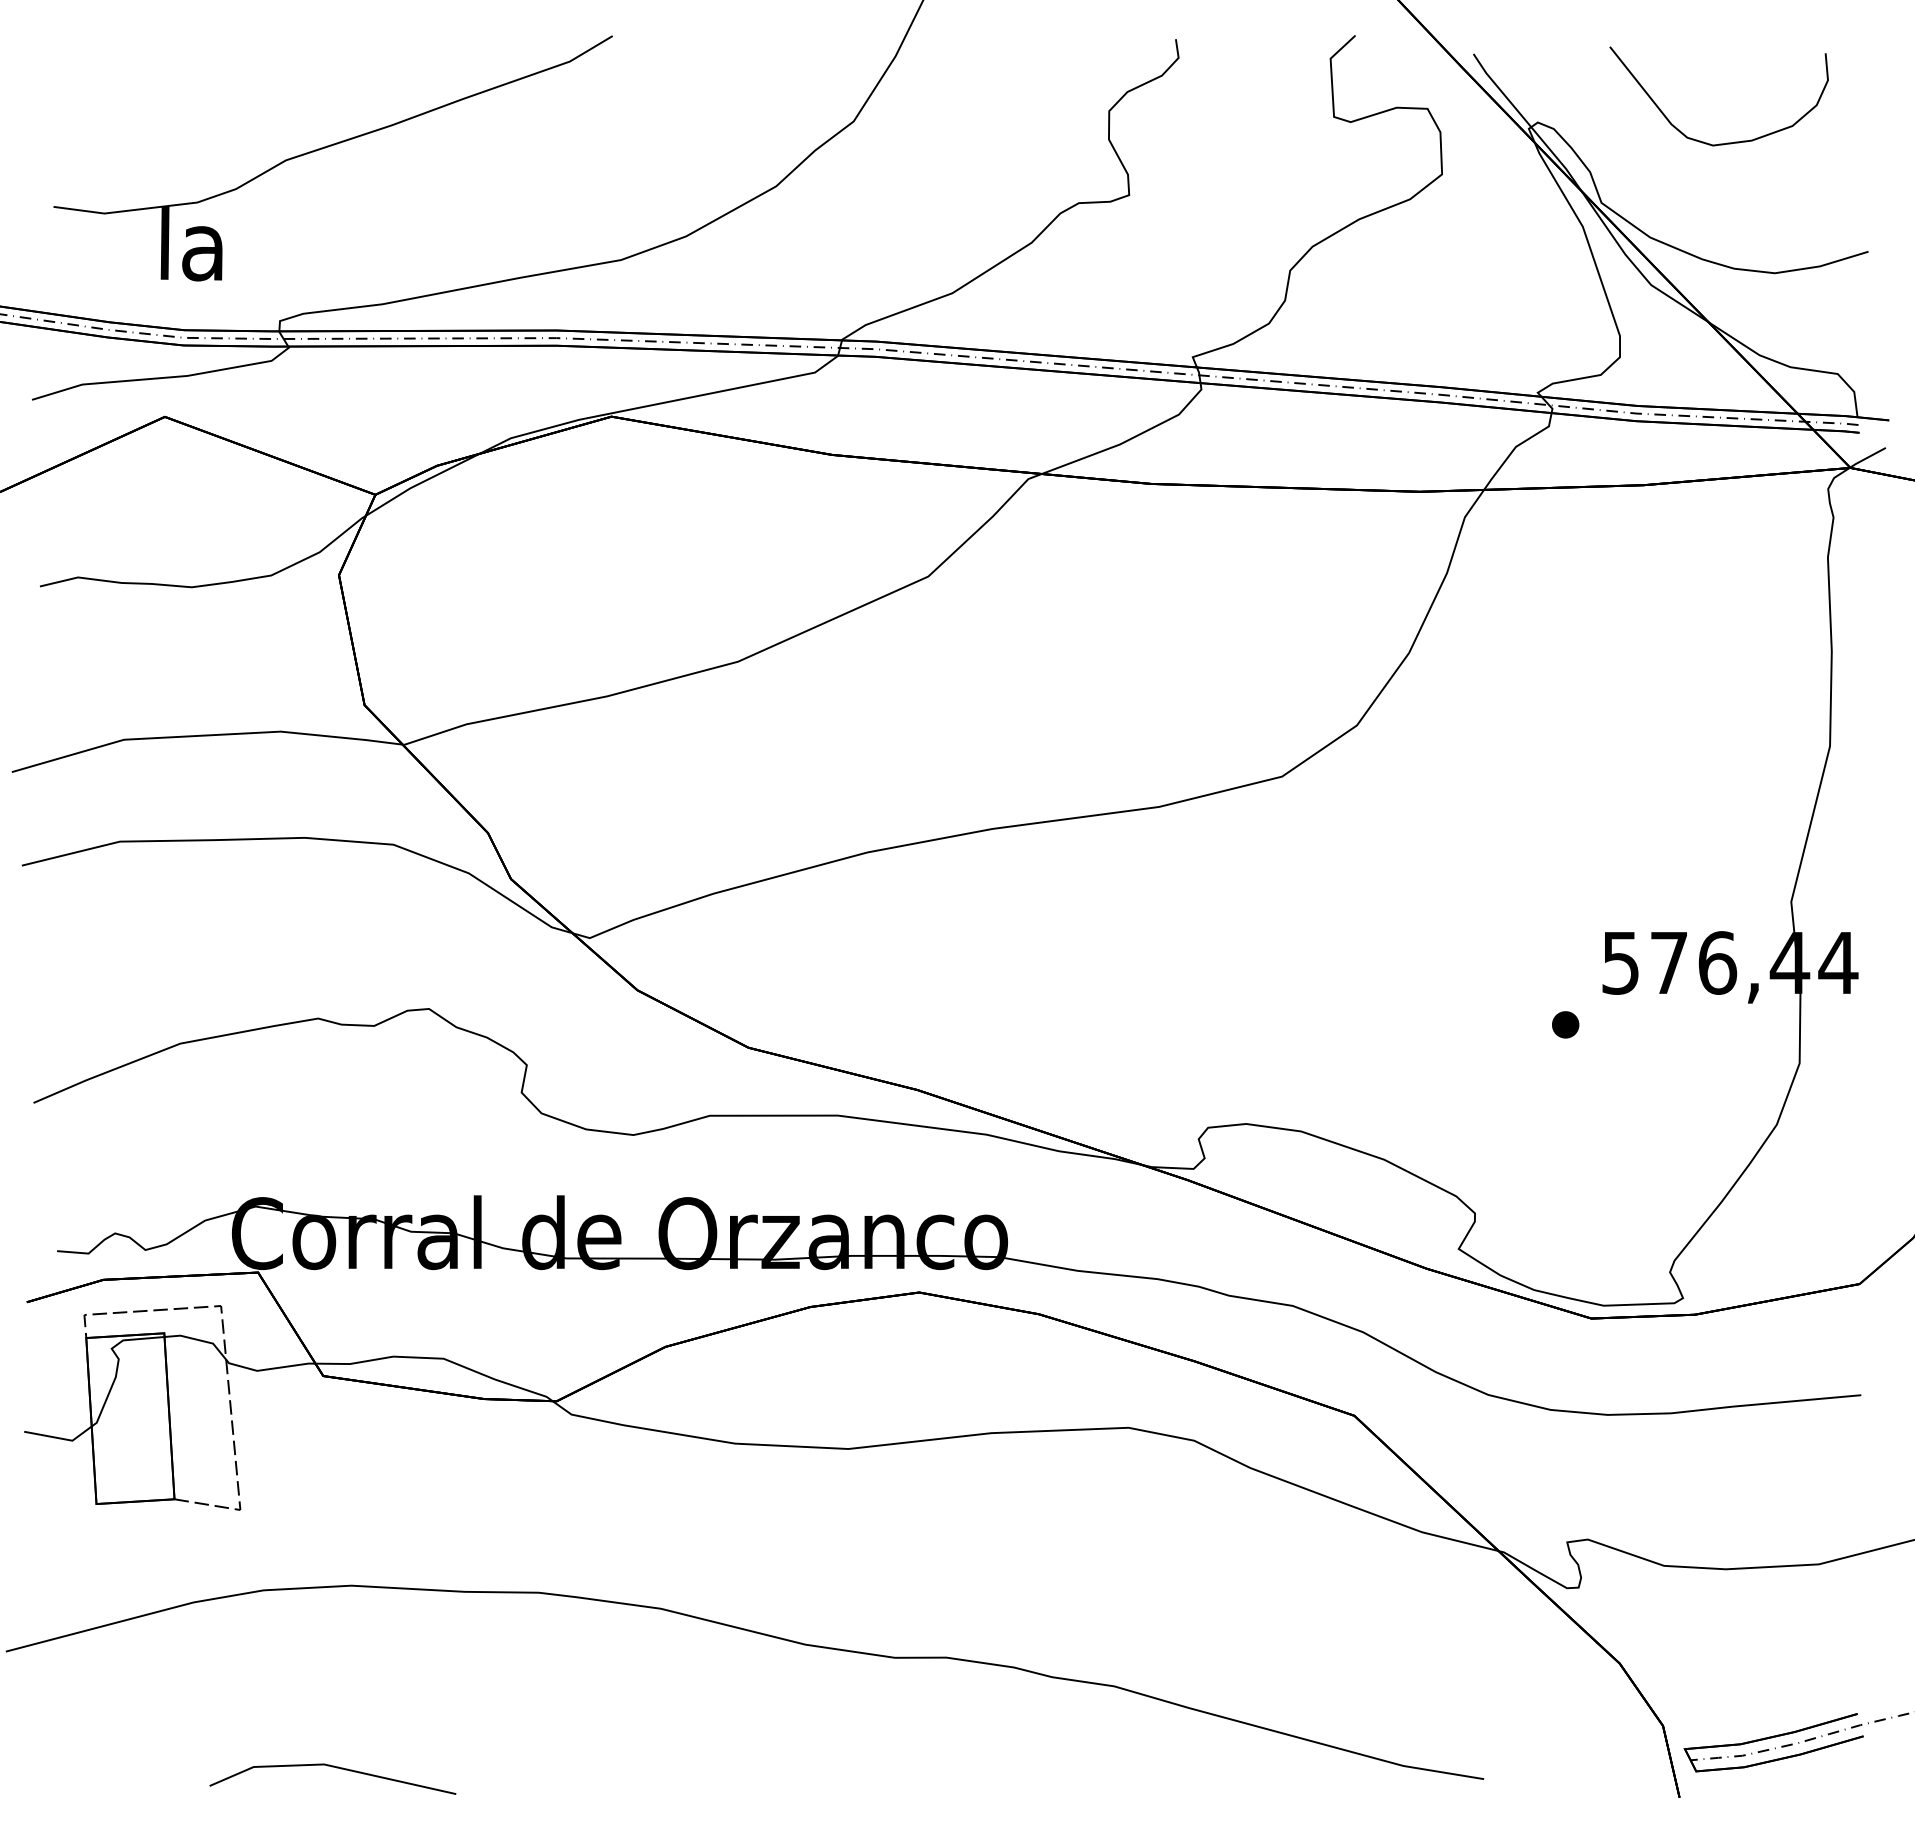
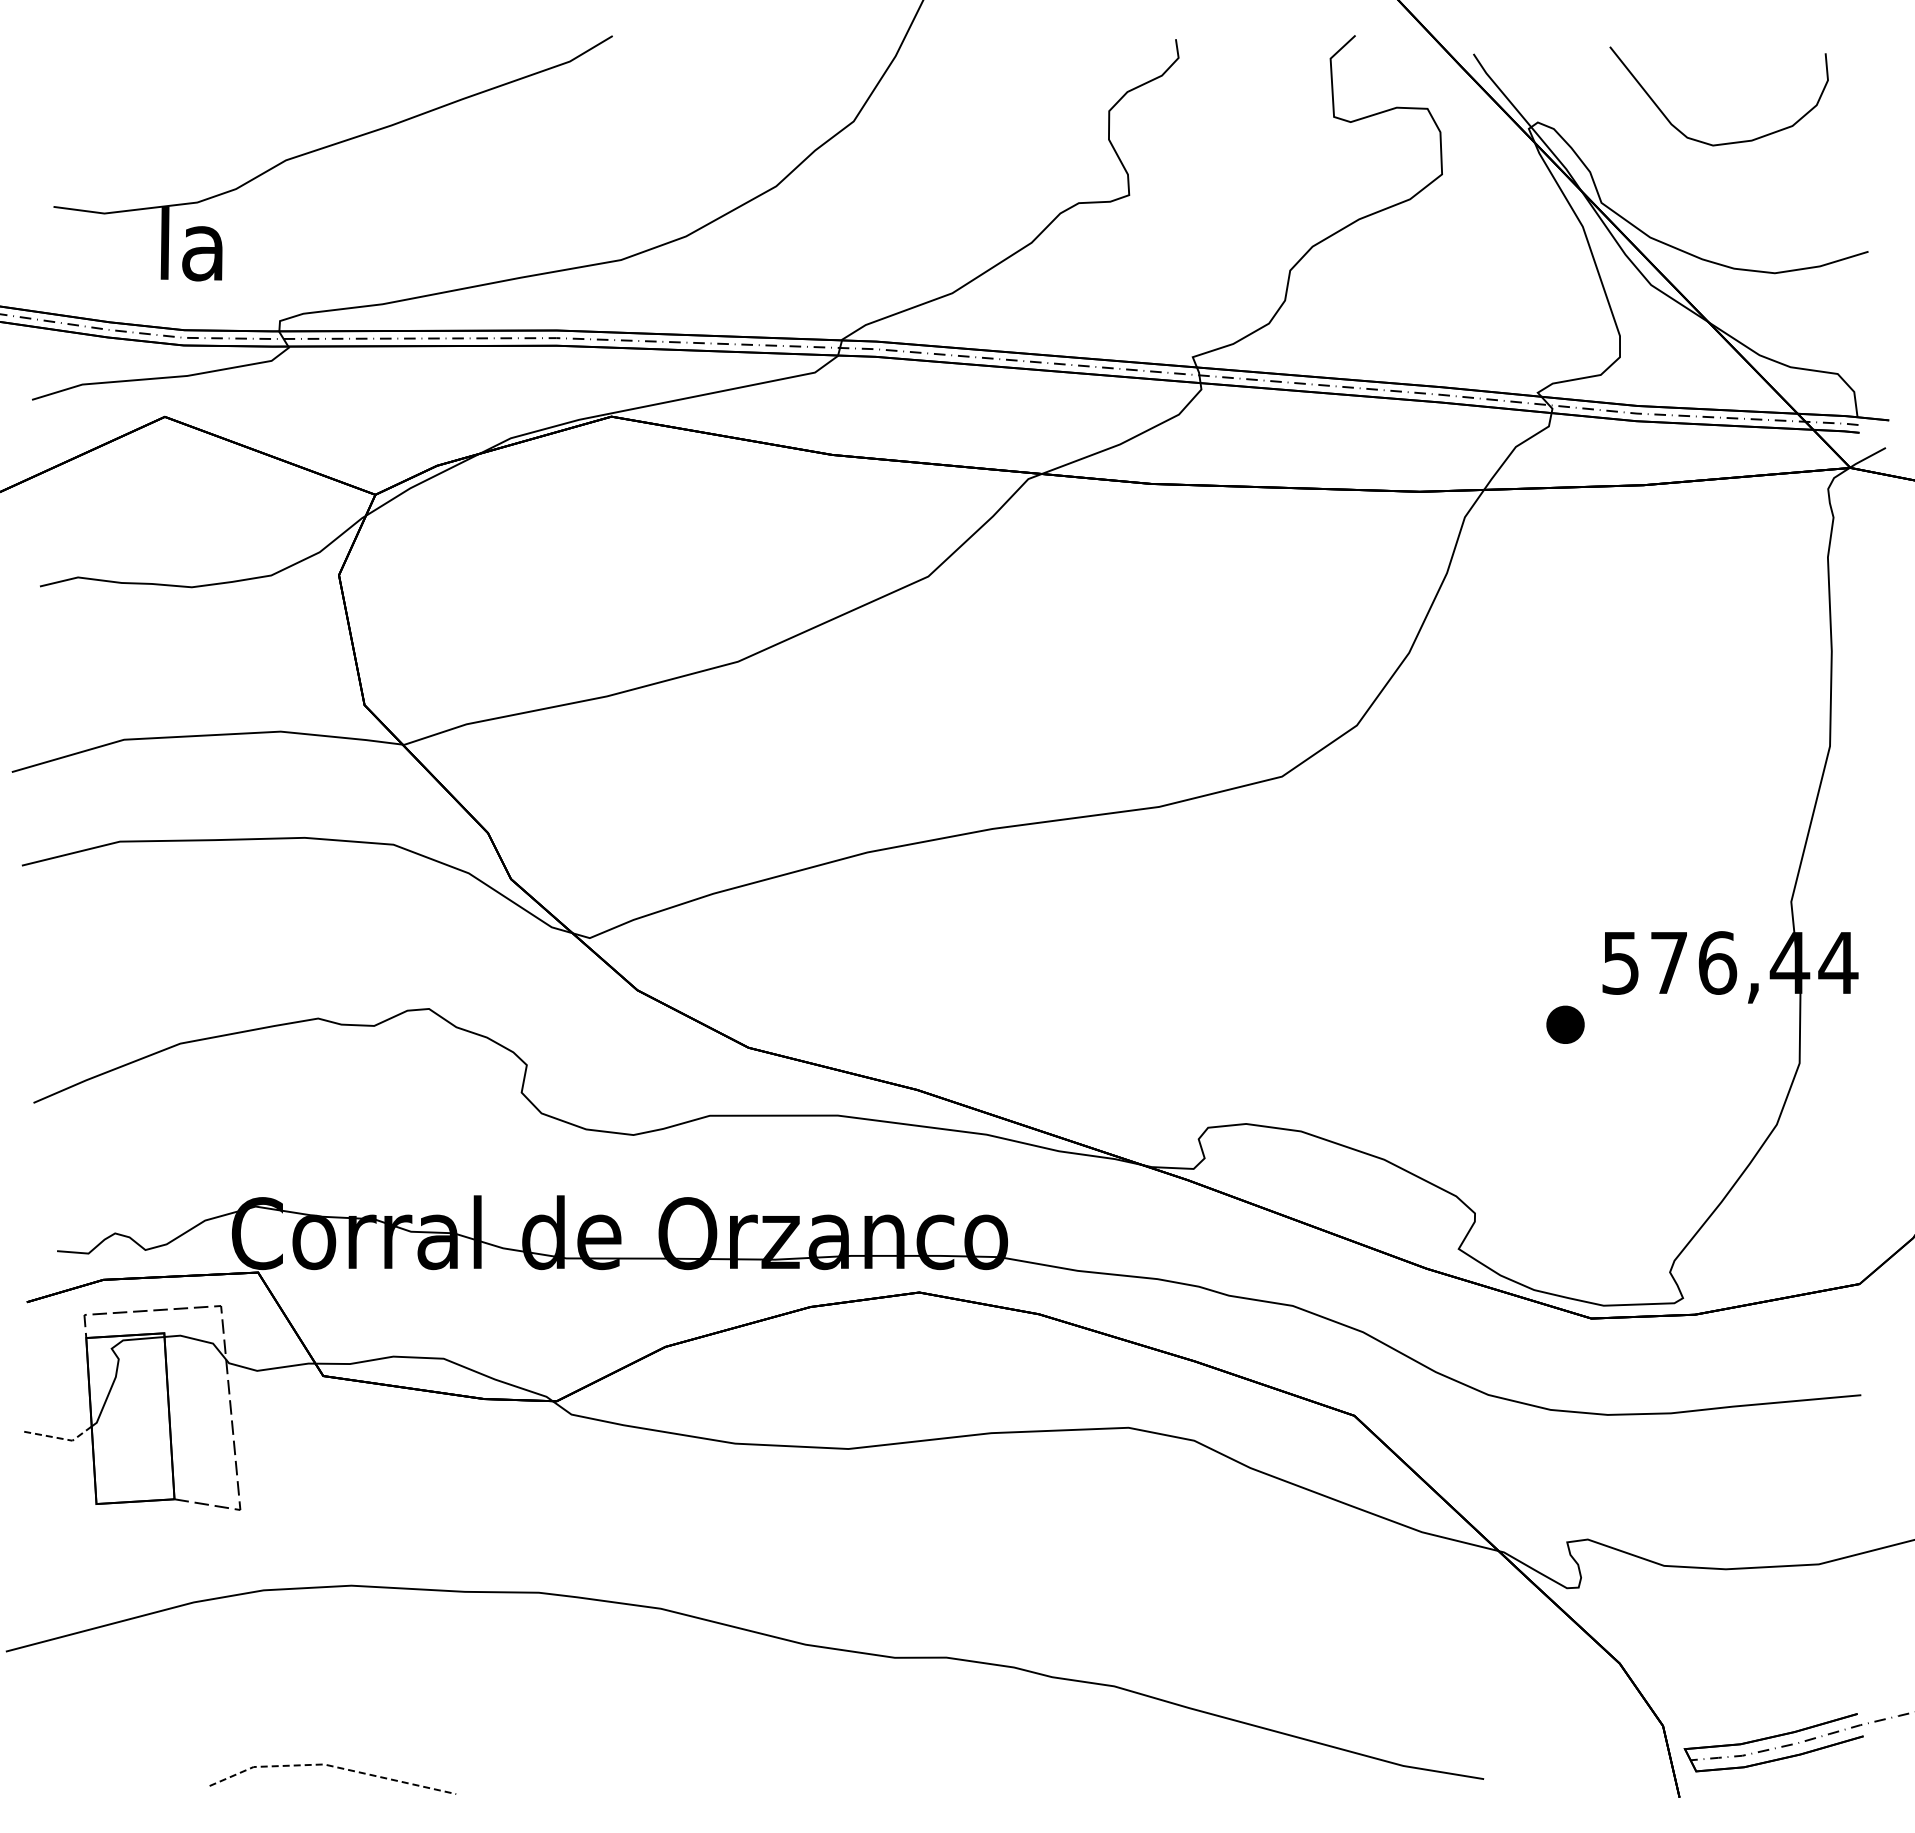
part size: 28x28 px -> 39x39 px (1565, 1024)
line: solid -> dashed (60, 1438)
line: solid -> dashed (331, 1766)
